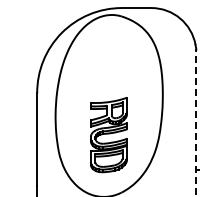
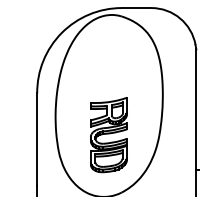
line: dashed -> solid (196, 122)
